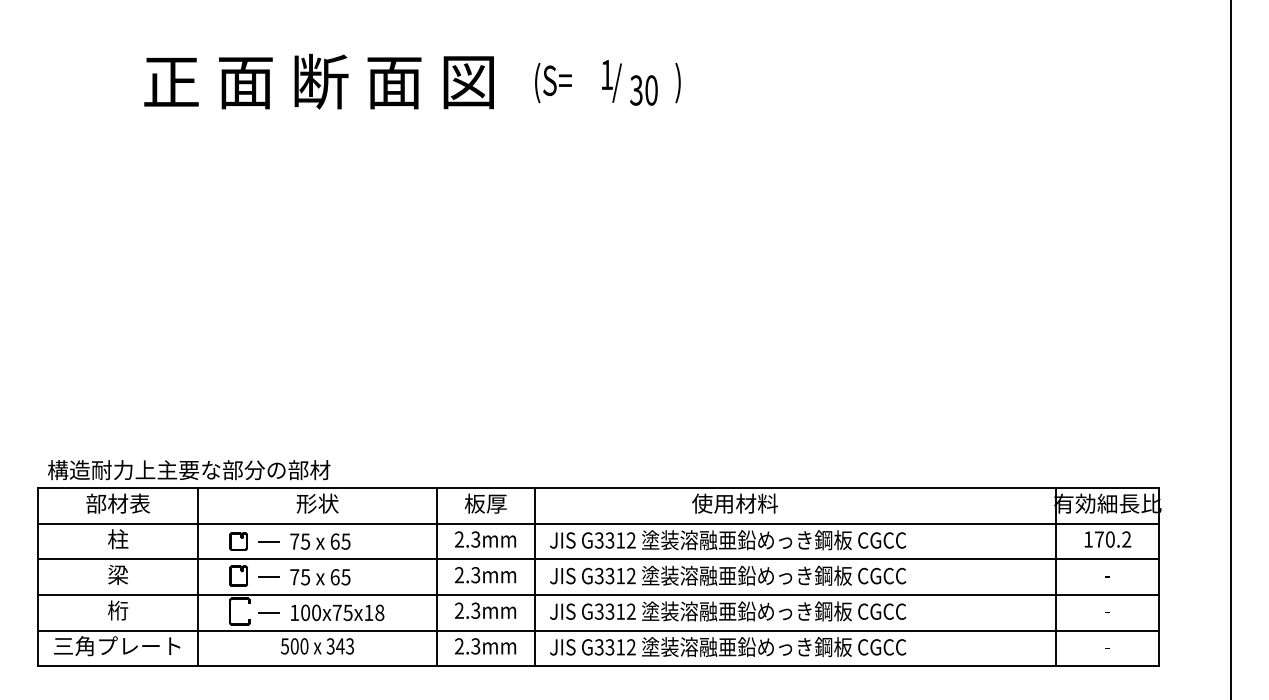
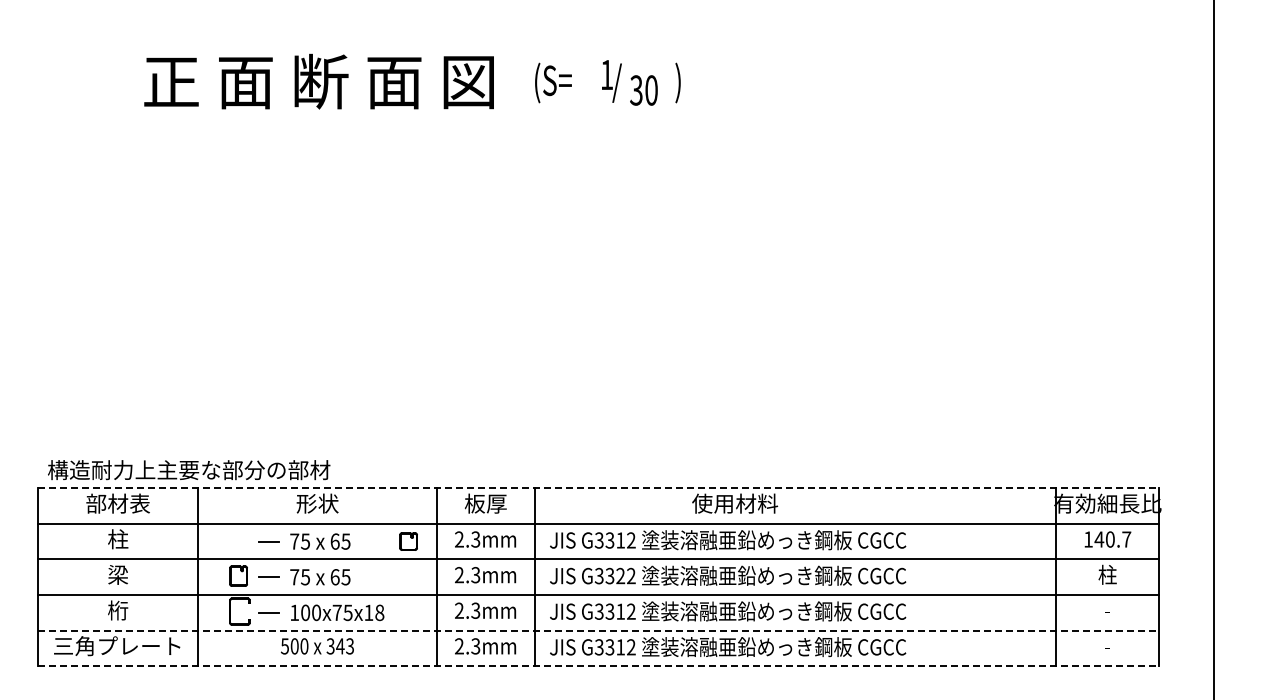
line position: (1230, 349) -> (1213, 349) (1213, 349)
line: solid -> dashed (598, 488)
text: 170.2 -> 140.7 (1112, 539)
part position: (238, 541) -> (408, 541) (408, 541)
text: - -> 柱 (1107, 574)
text: G3312 -> G3322 (620, 575)
line: solid -> dashed (598, 630)
line: solid -> dashed (598, 666)
